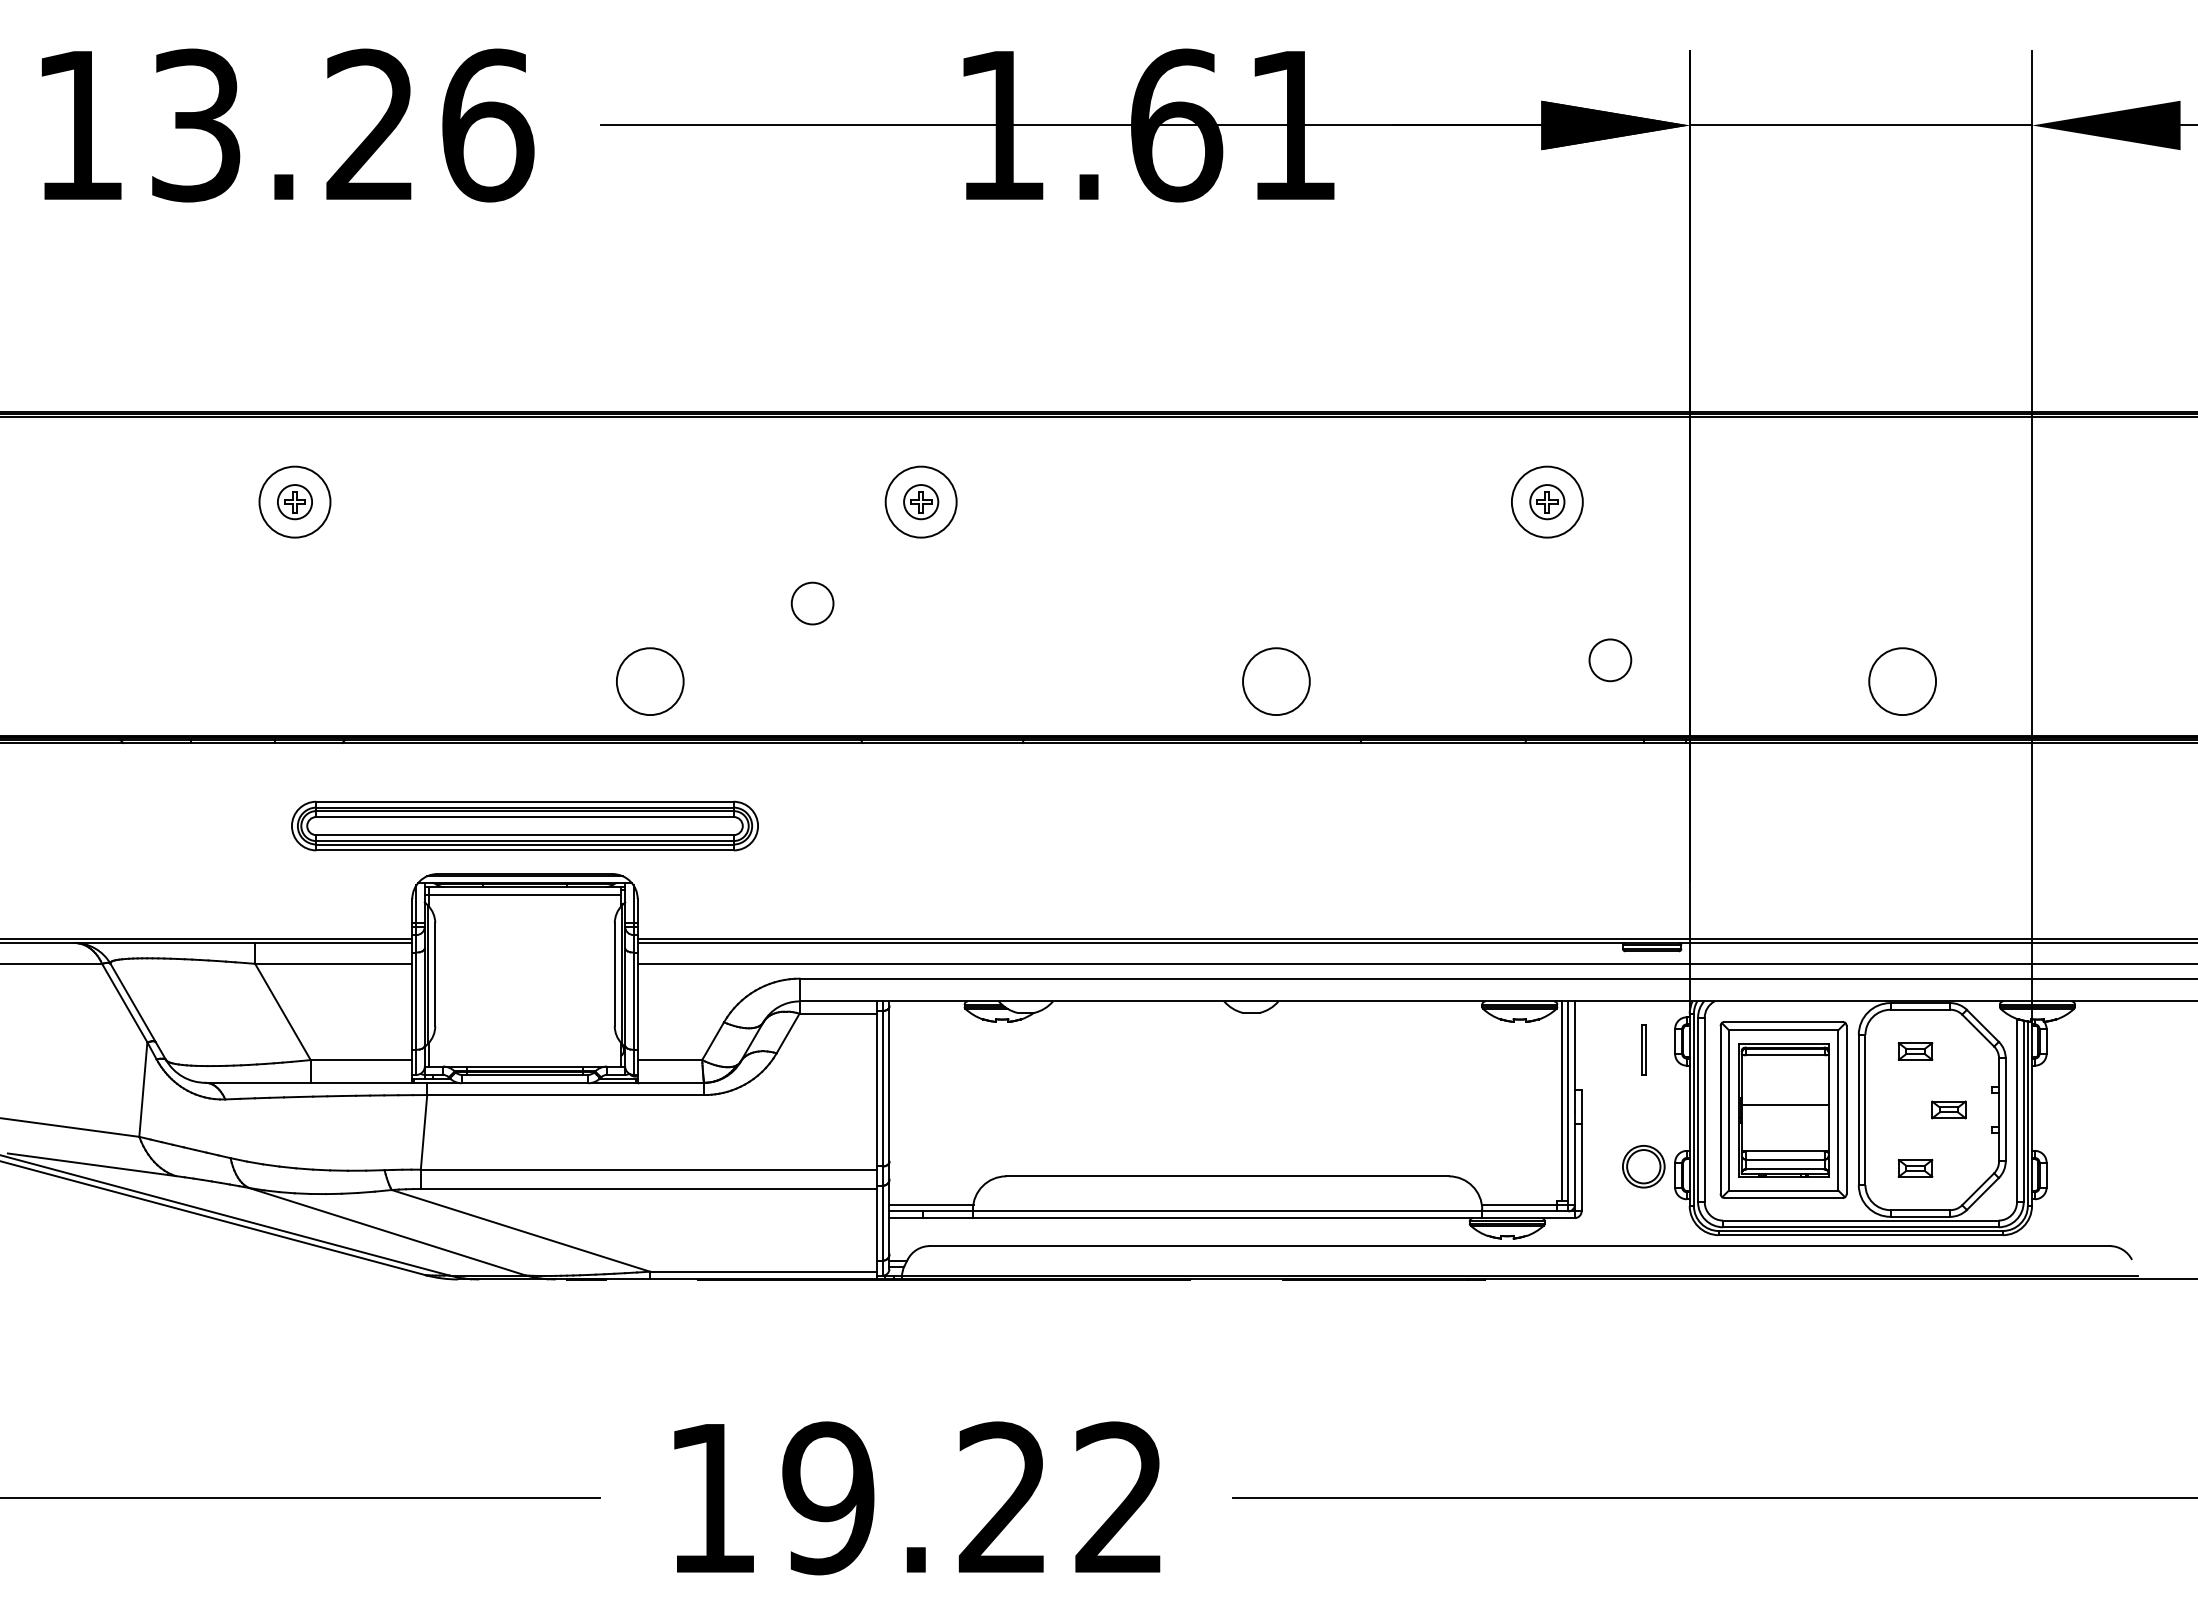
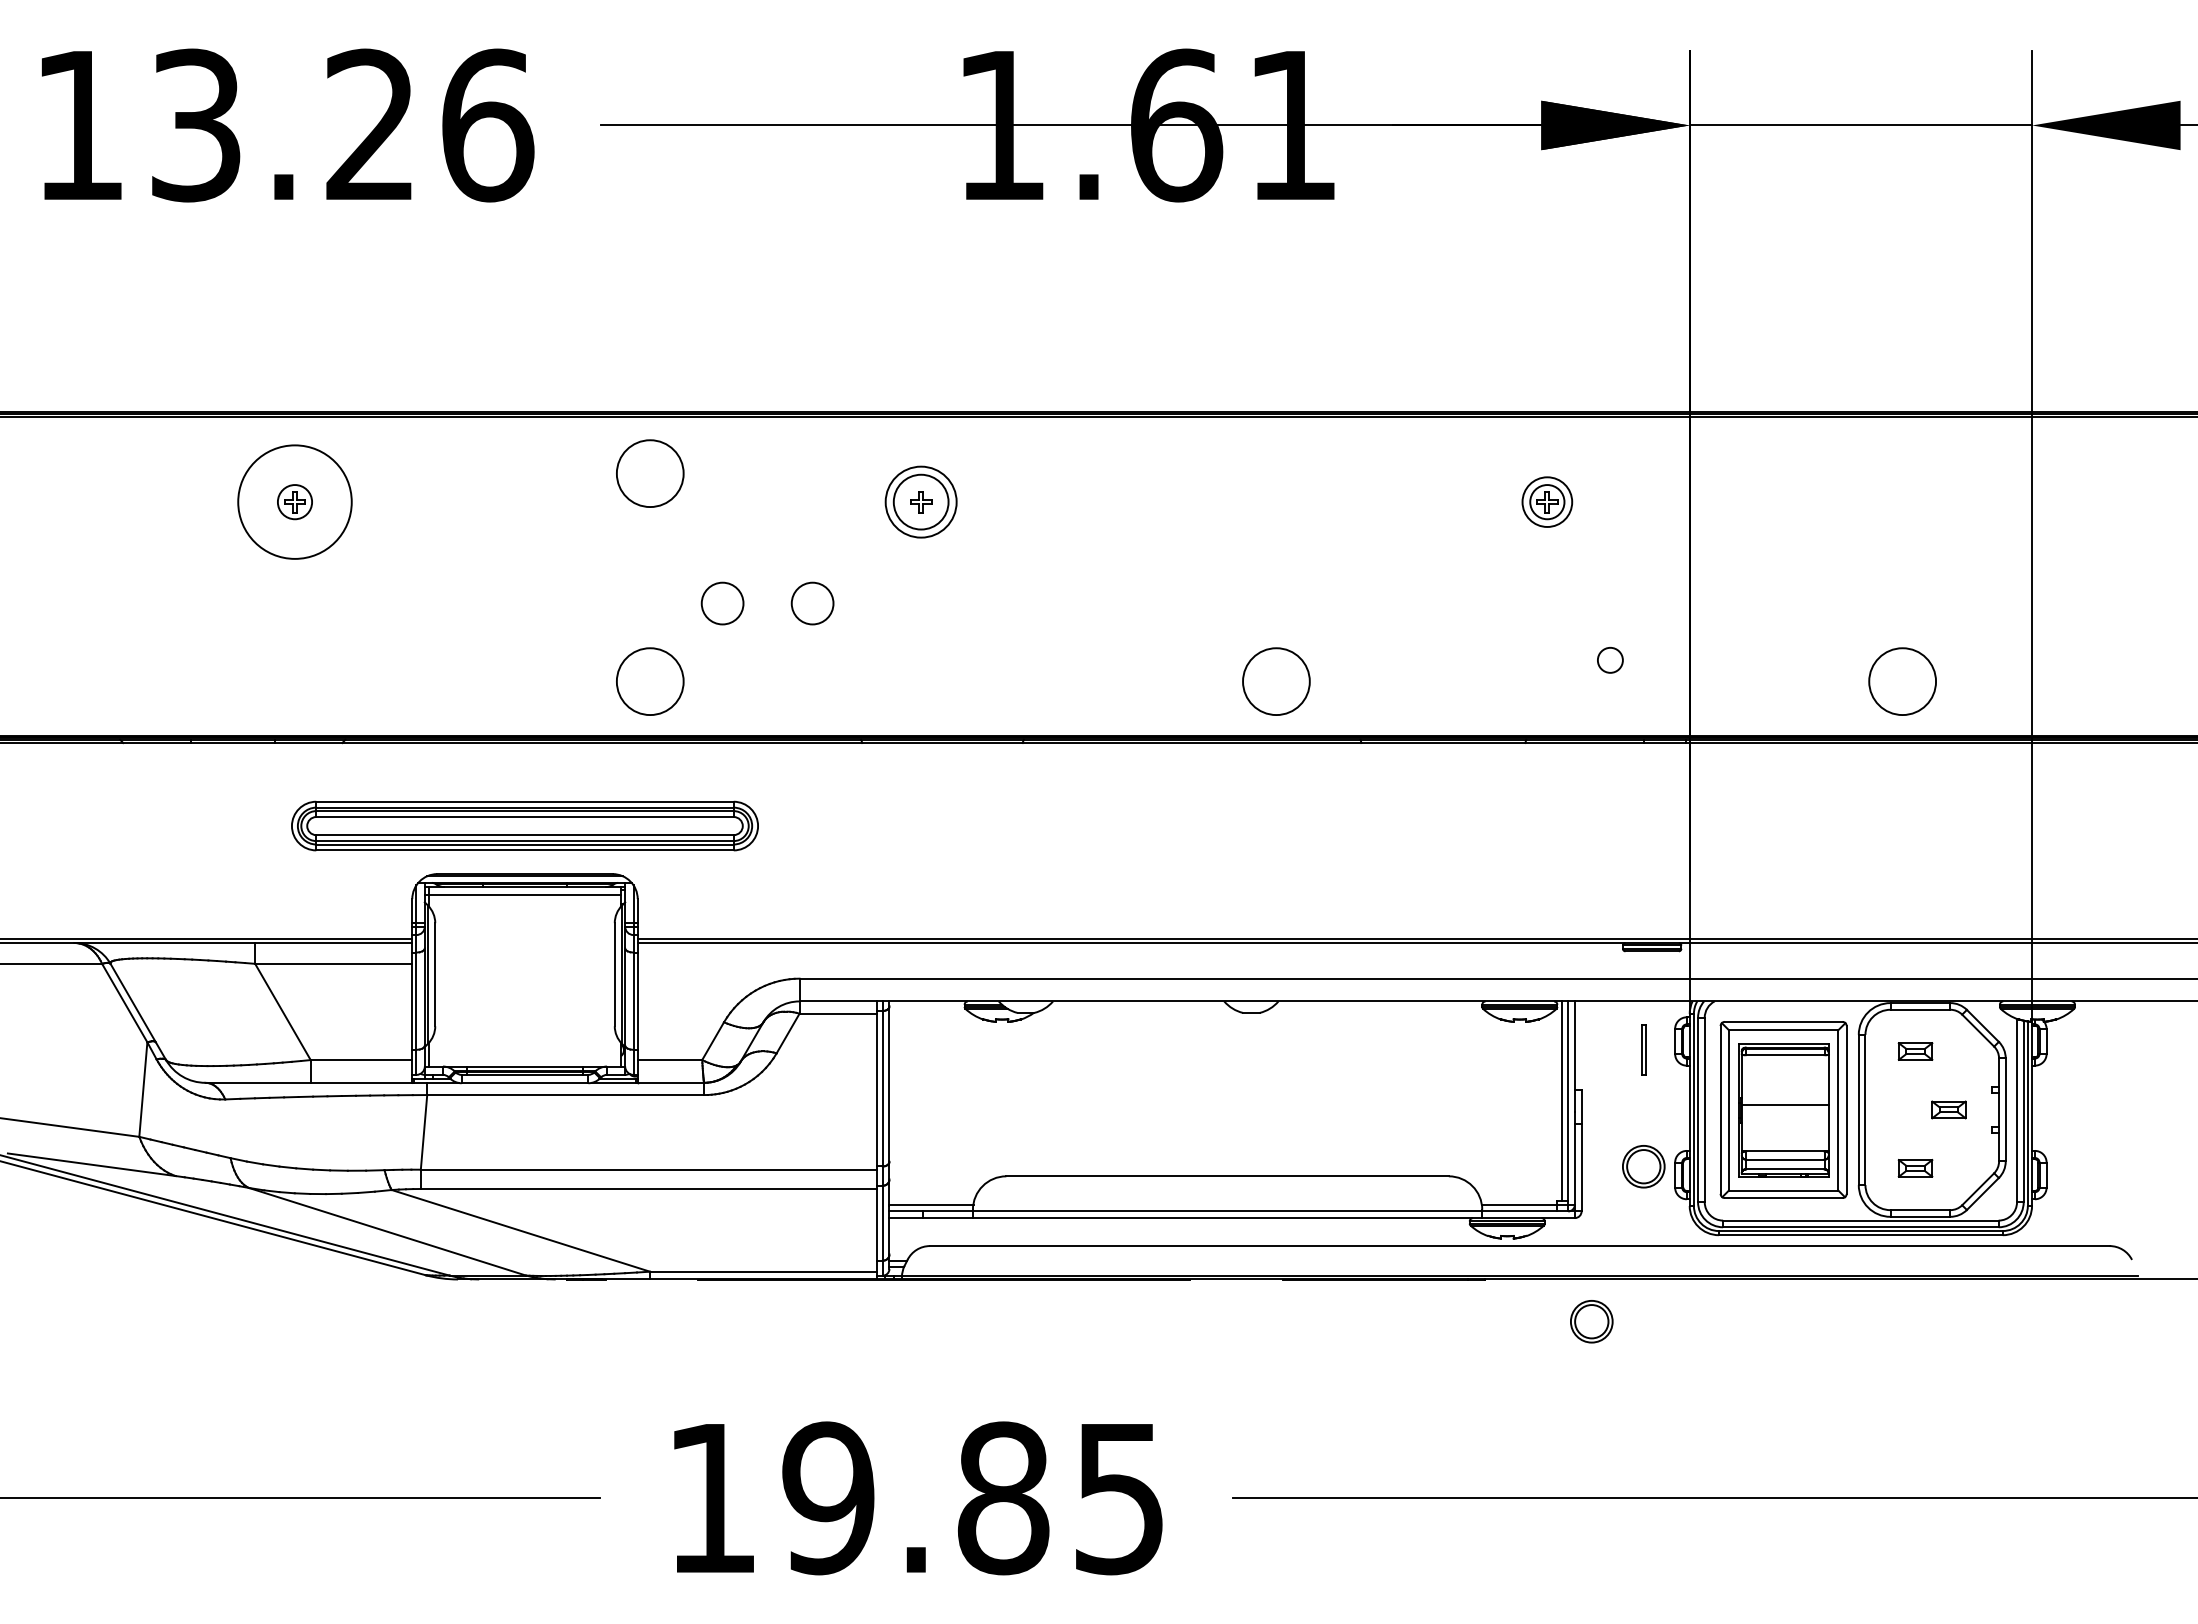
circle: none -> present (650, 473)
circle diameter: 71 px -> 114 px (294, 501)
circle diameter: 71 px -> 50 px (1547, 501)
circle diameter: 34 px -> 55 px (920, 501)
circle: none -> present (722, 603)
circle diameter: 42 px -> 25 px (1609, 659)
line: present -> none (1415, 963)
part: none -> present (1591, 1321)
text: 19.22 -> 19.85 (1059, 1498)
